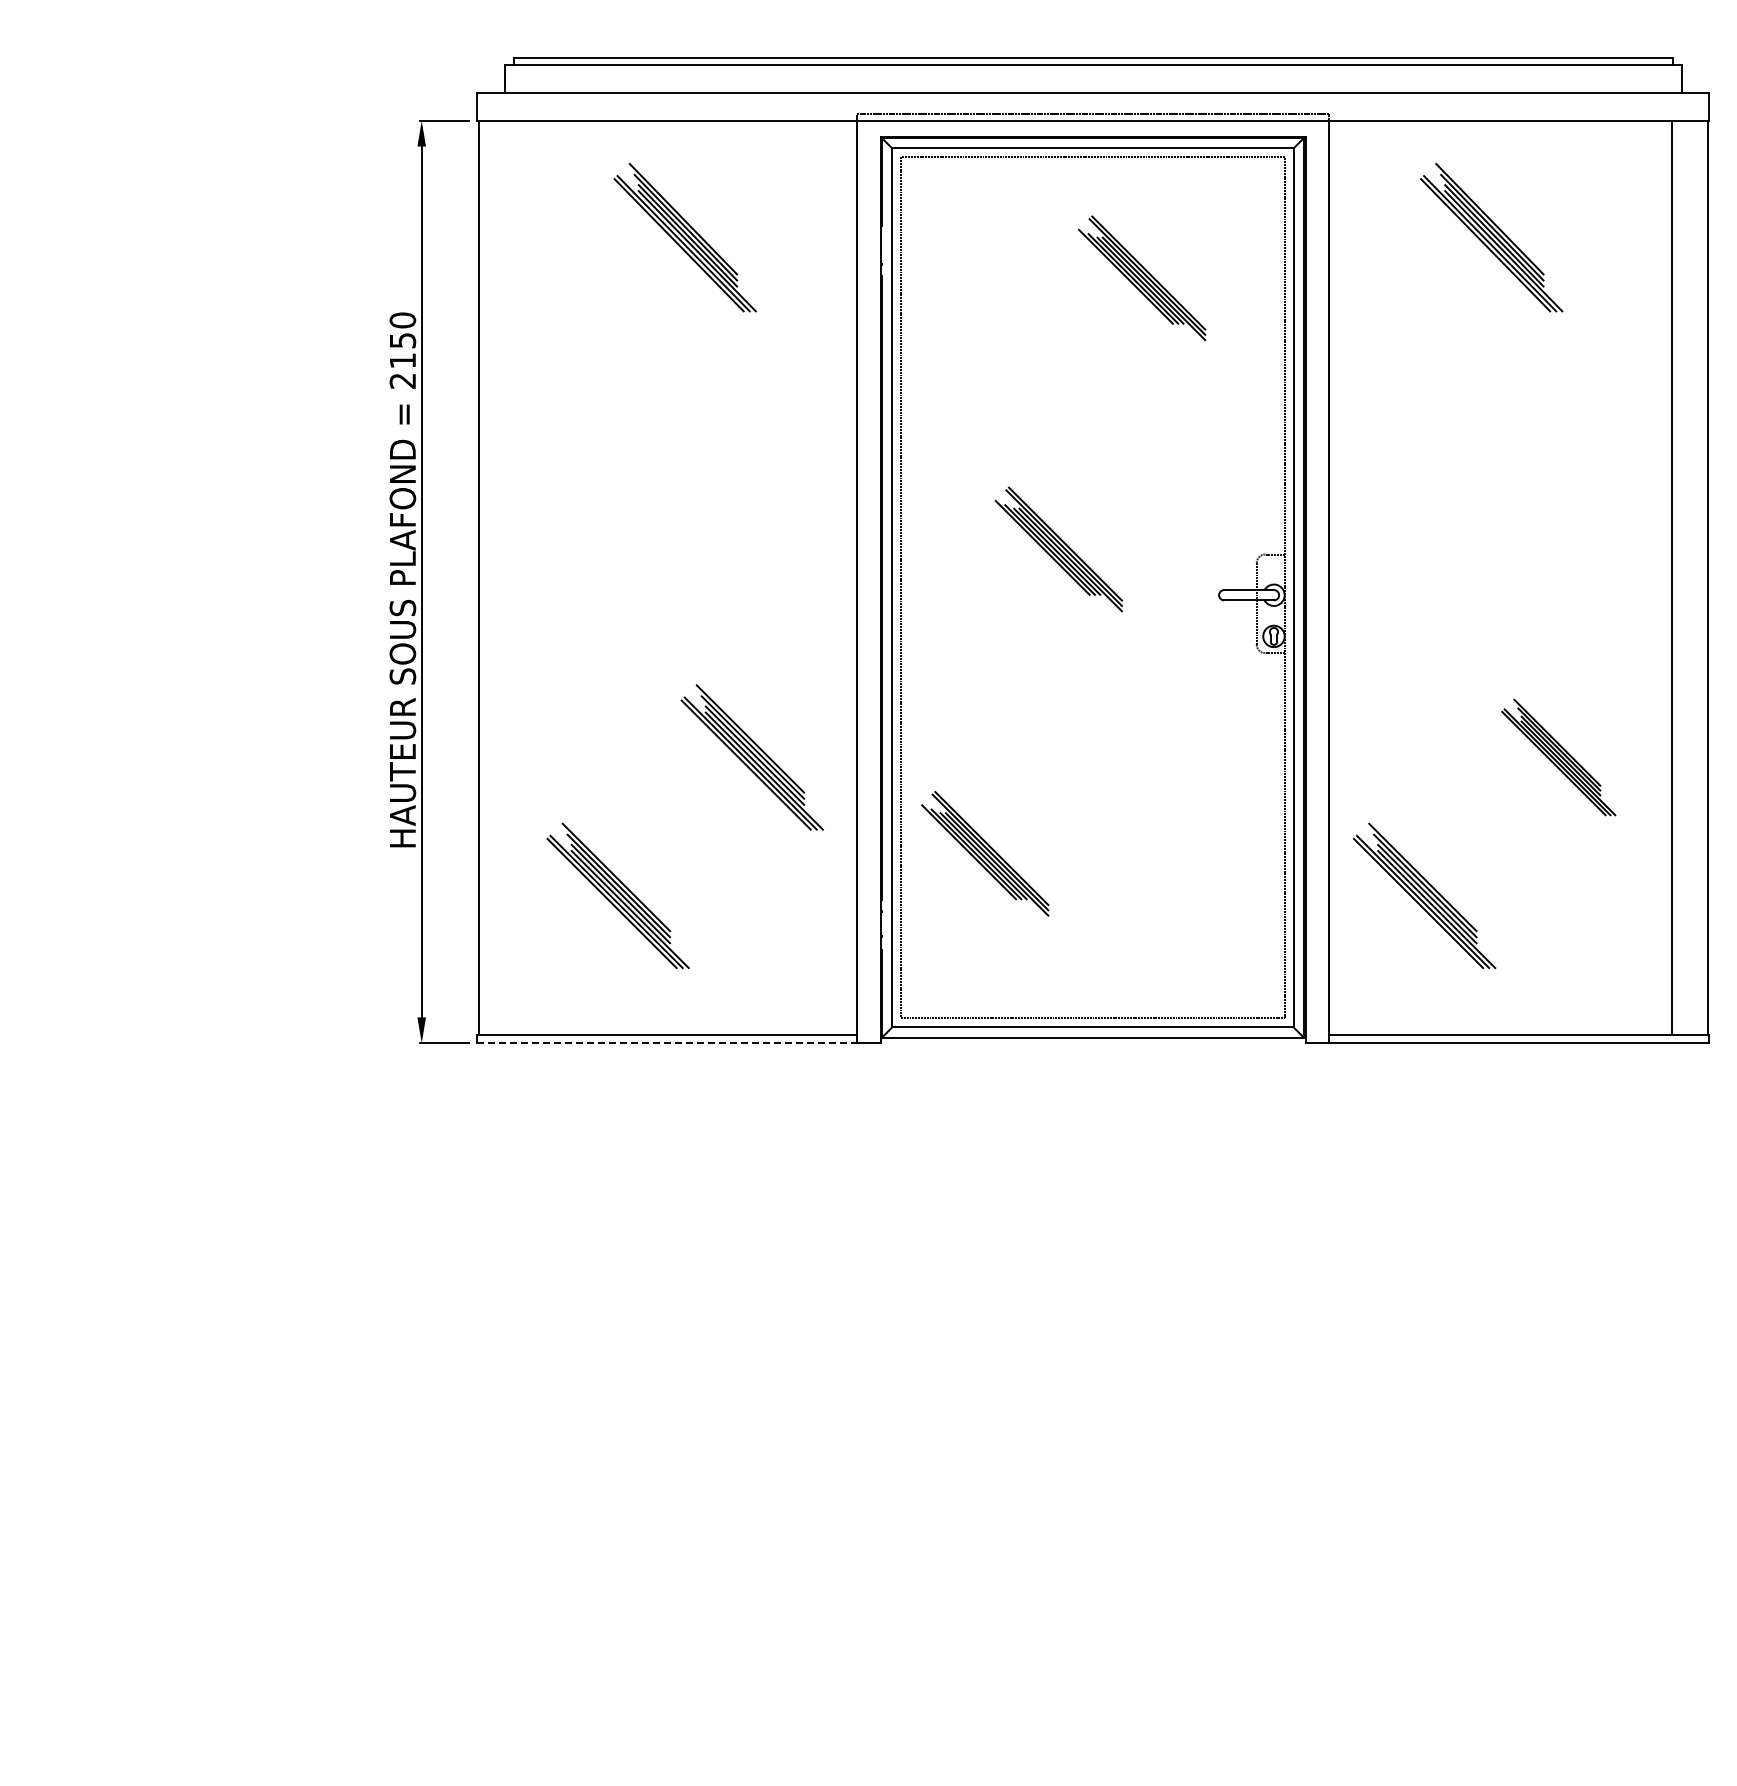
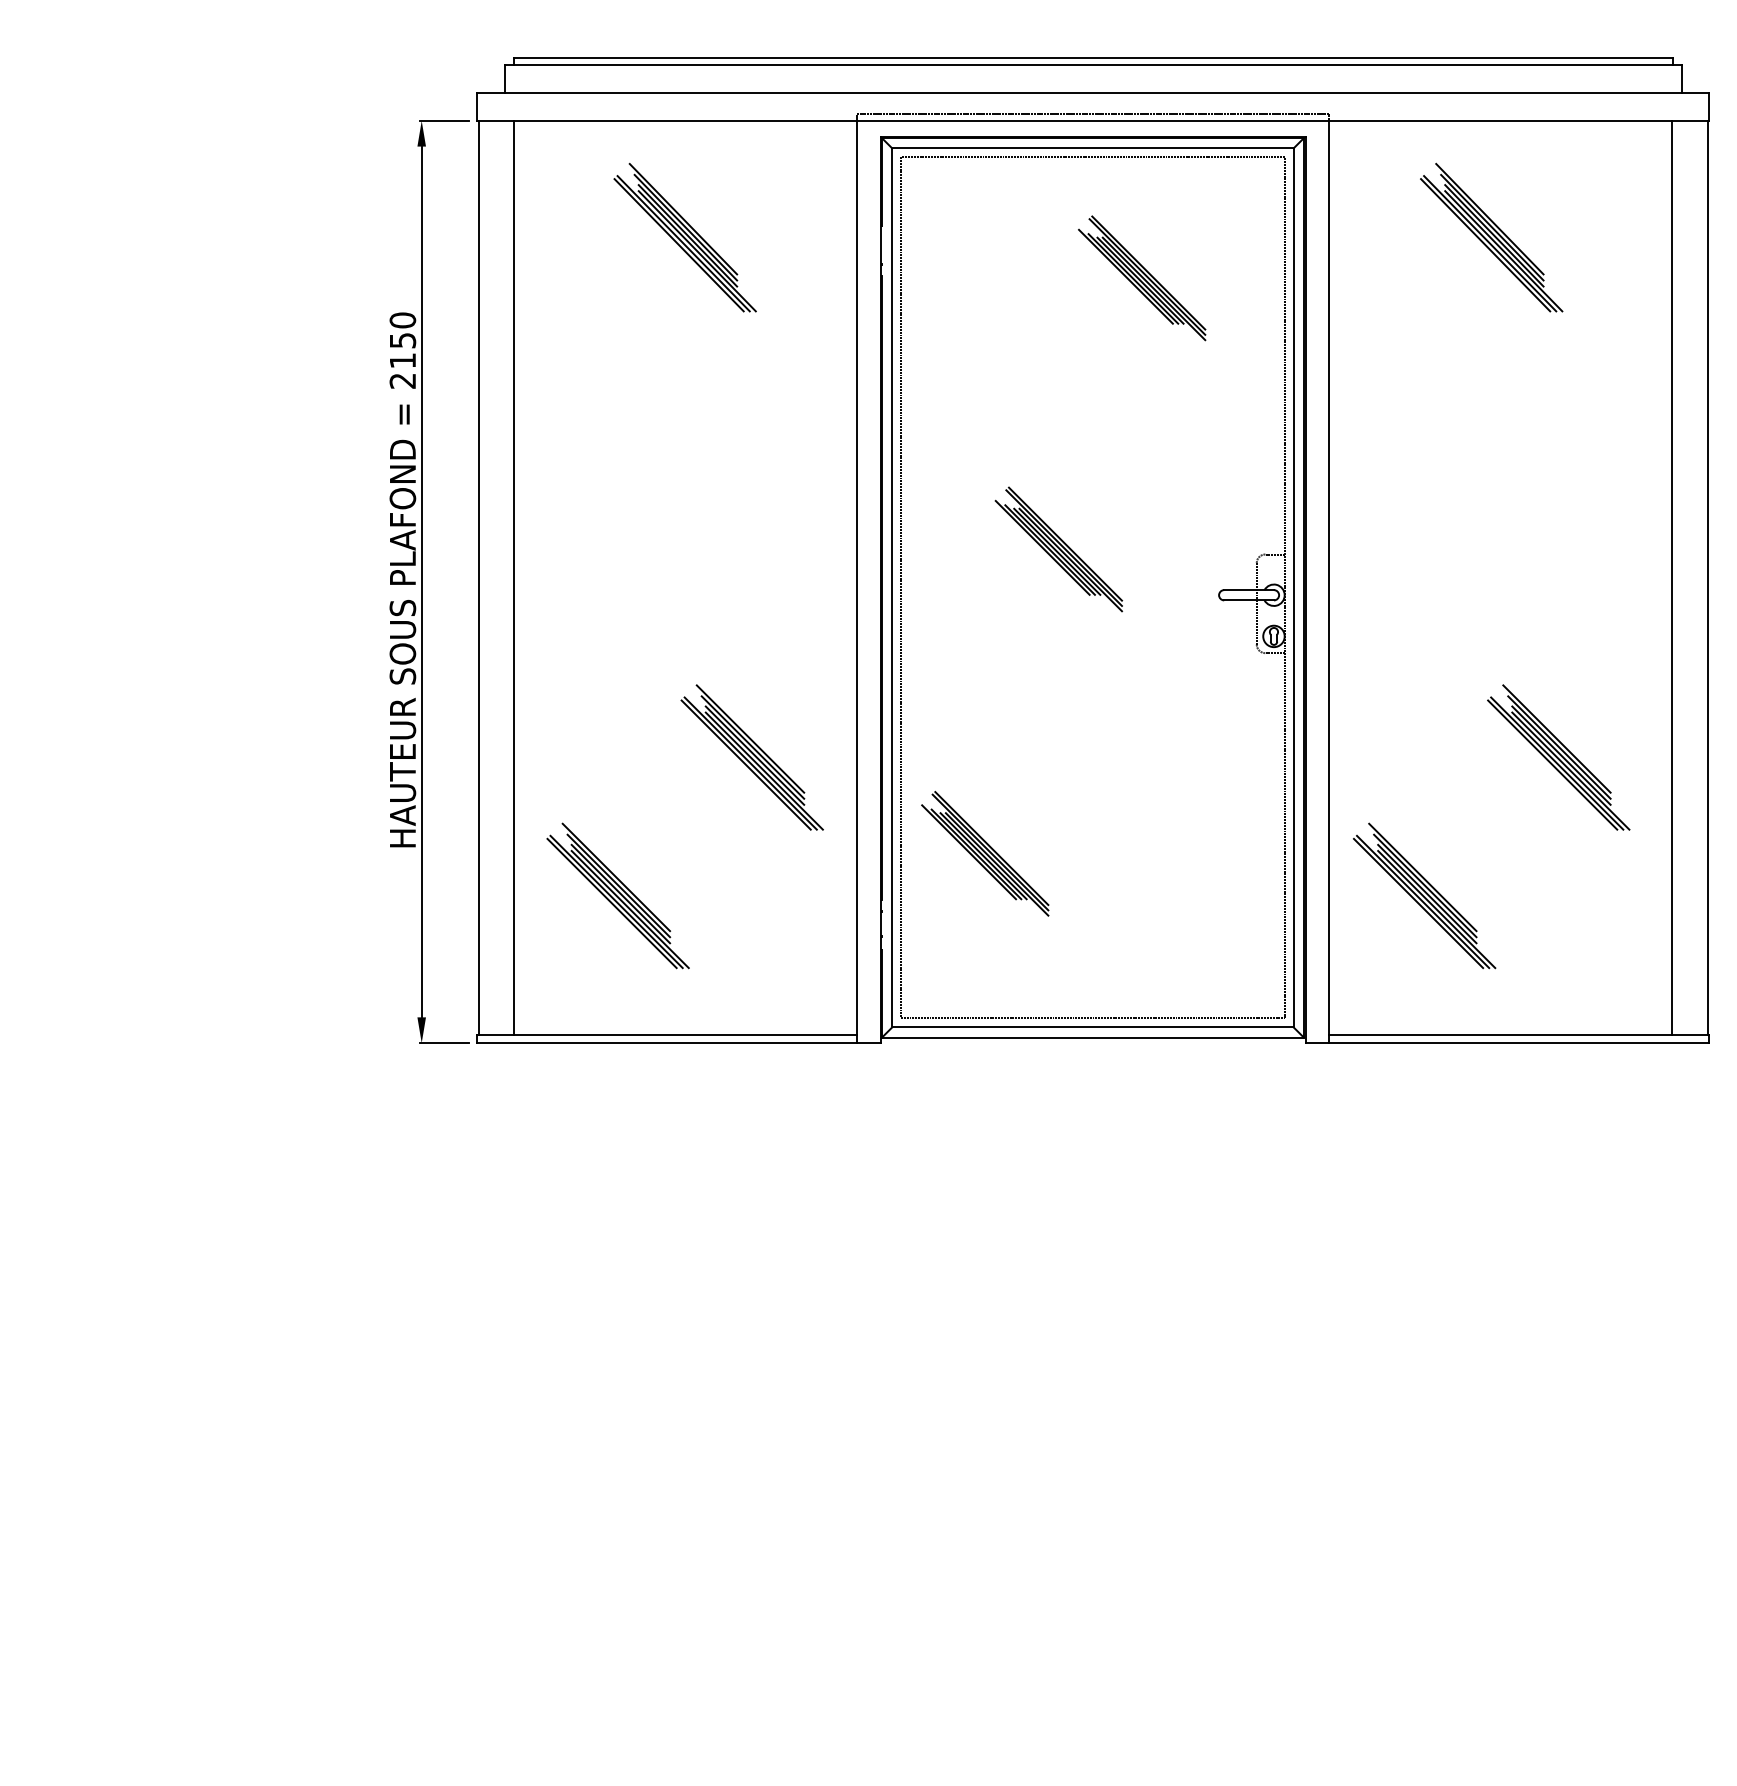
line: none -> present (514, 577)
part size: 116x119 px -> 144x147 px (1558, 757)
line: dashed -> solid (667, 1043)
